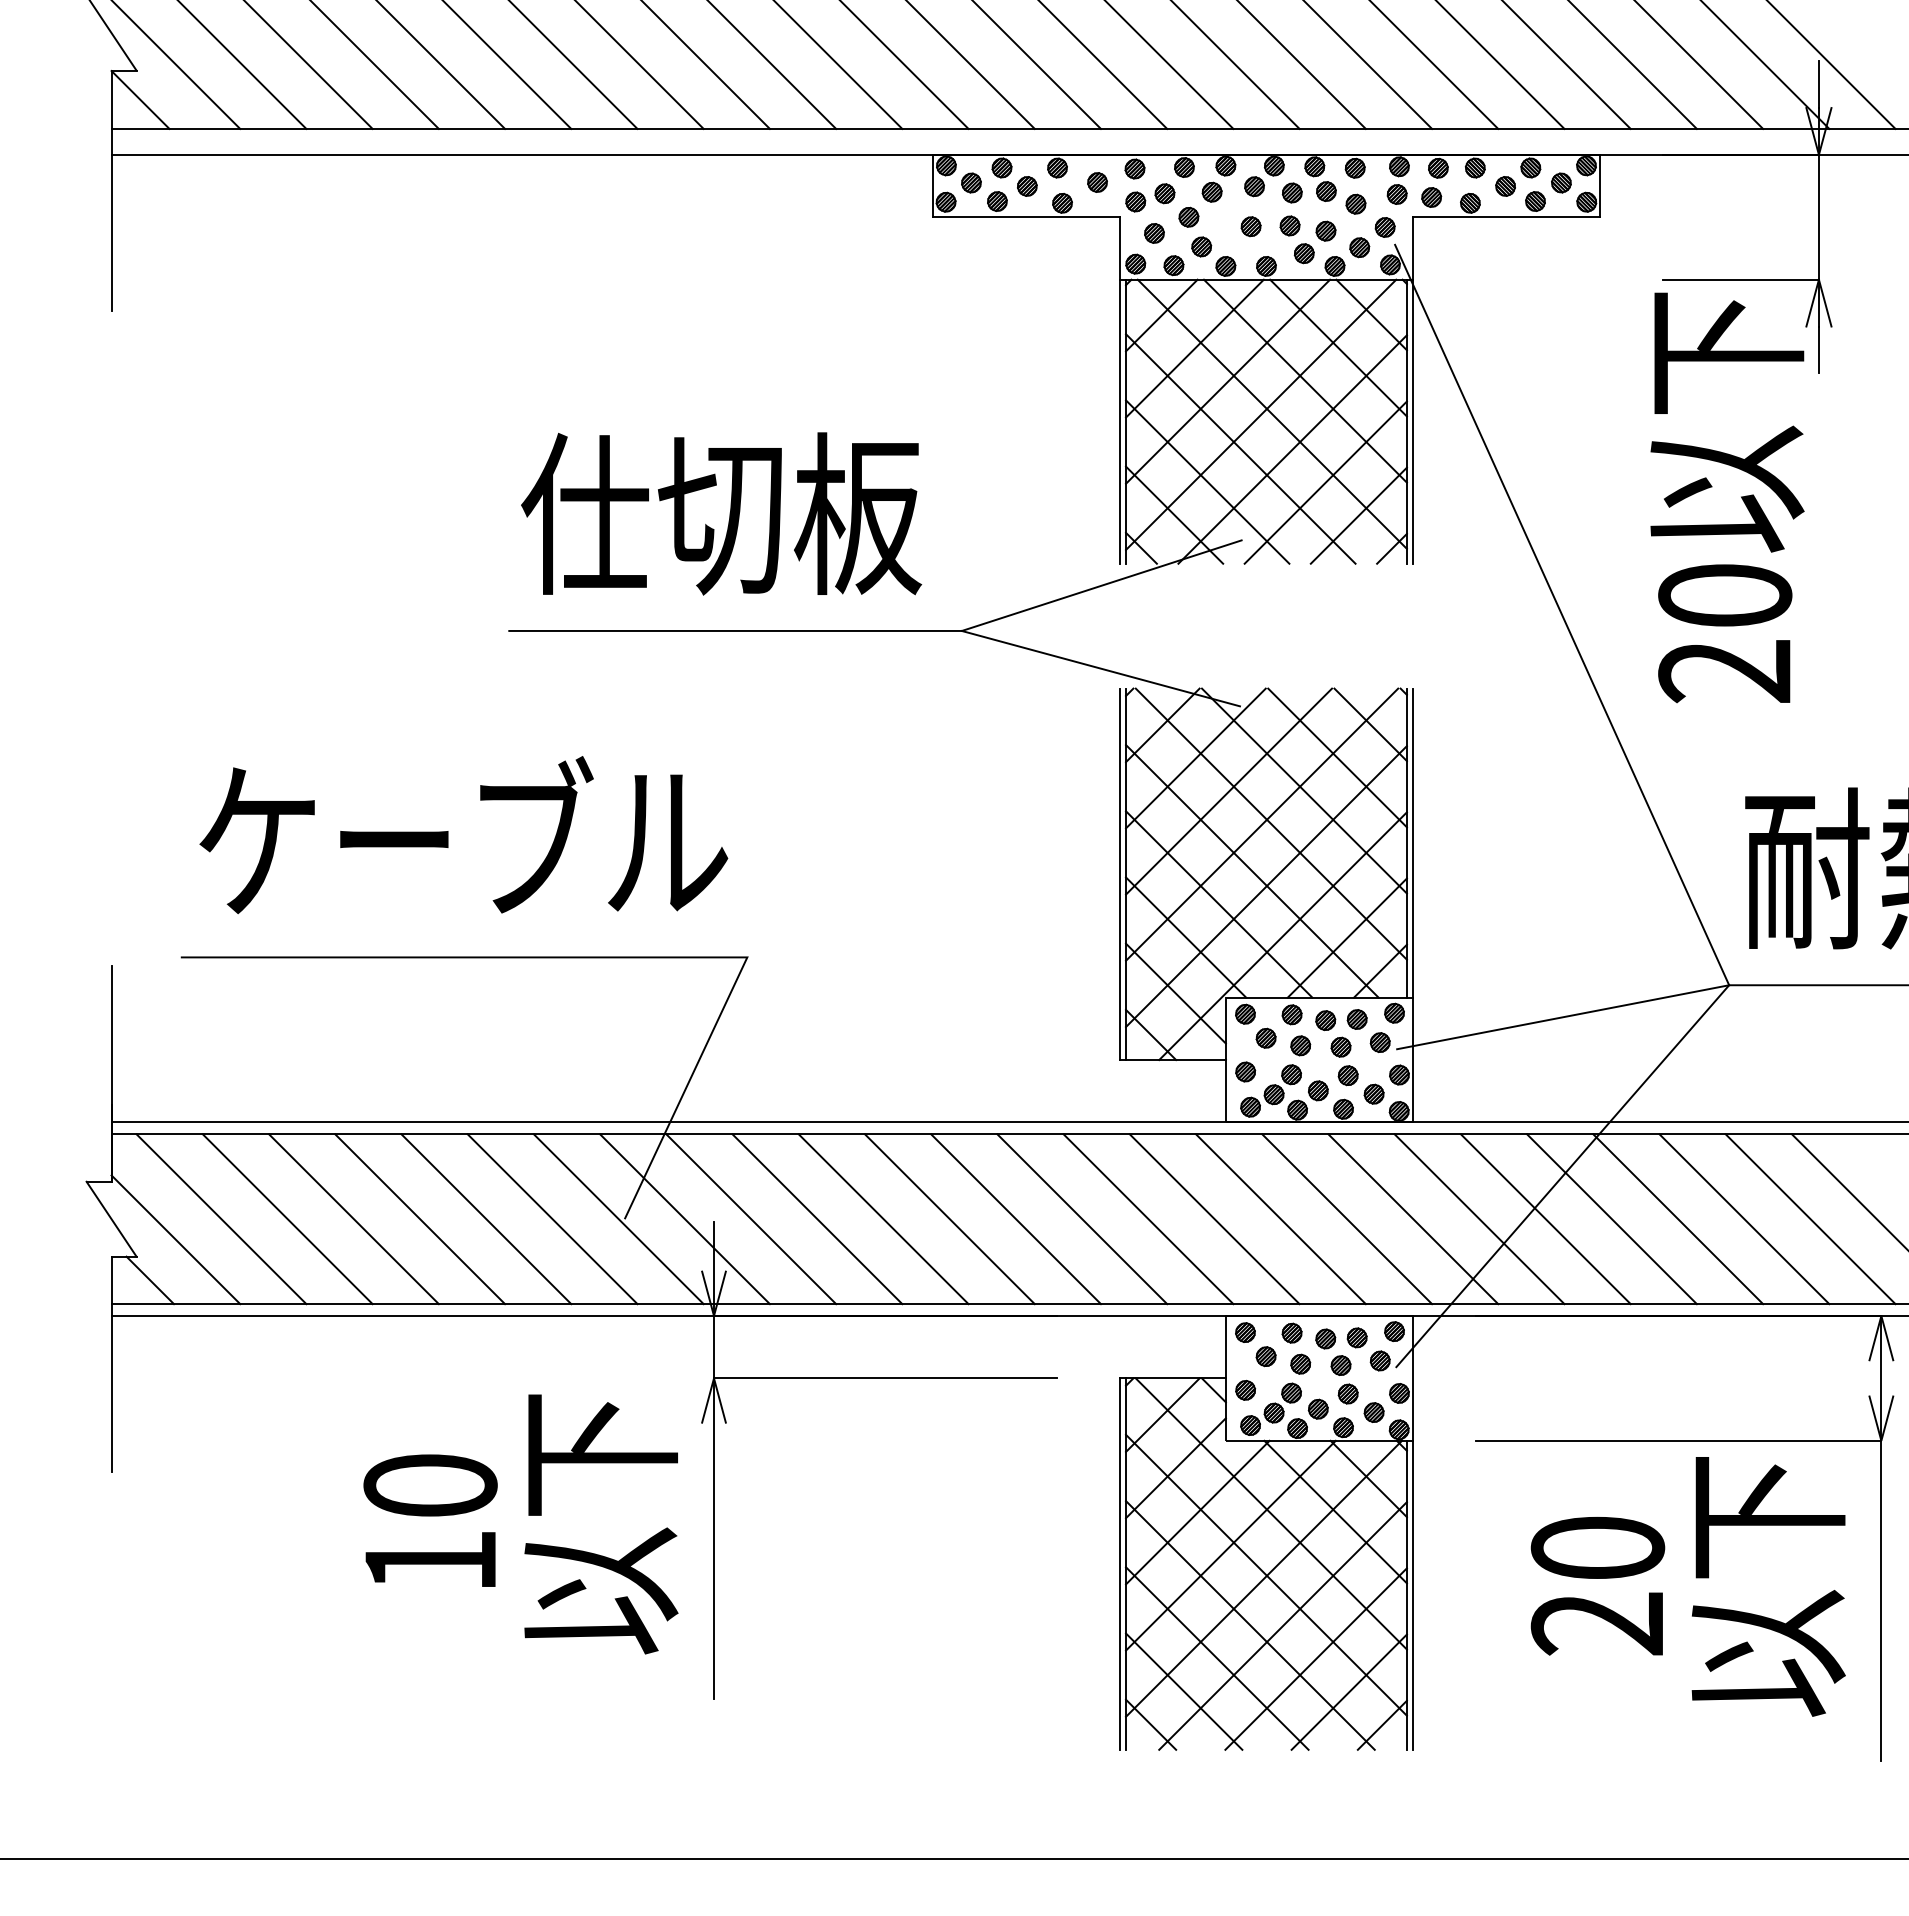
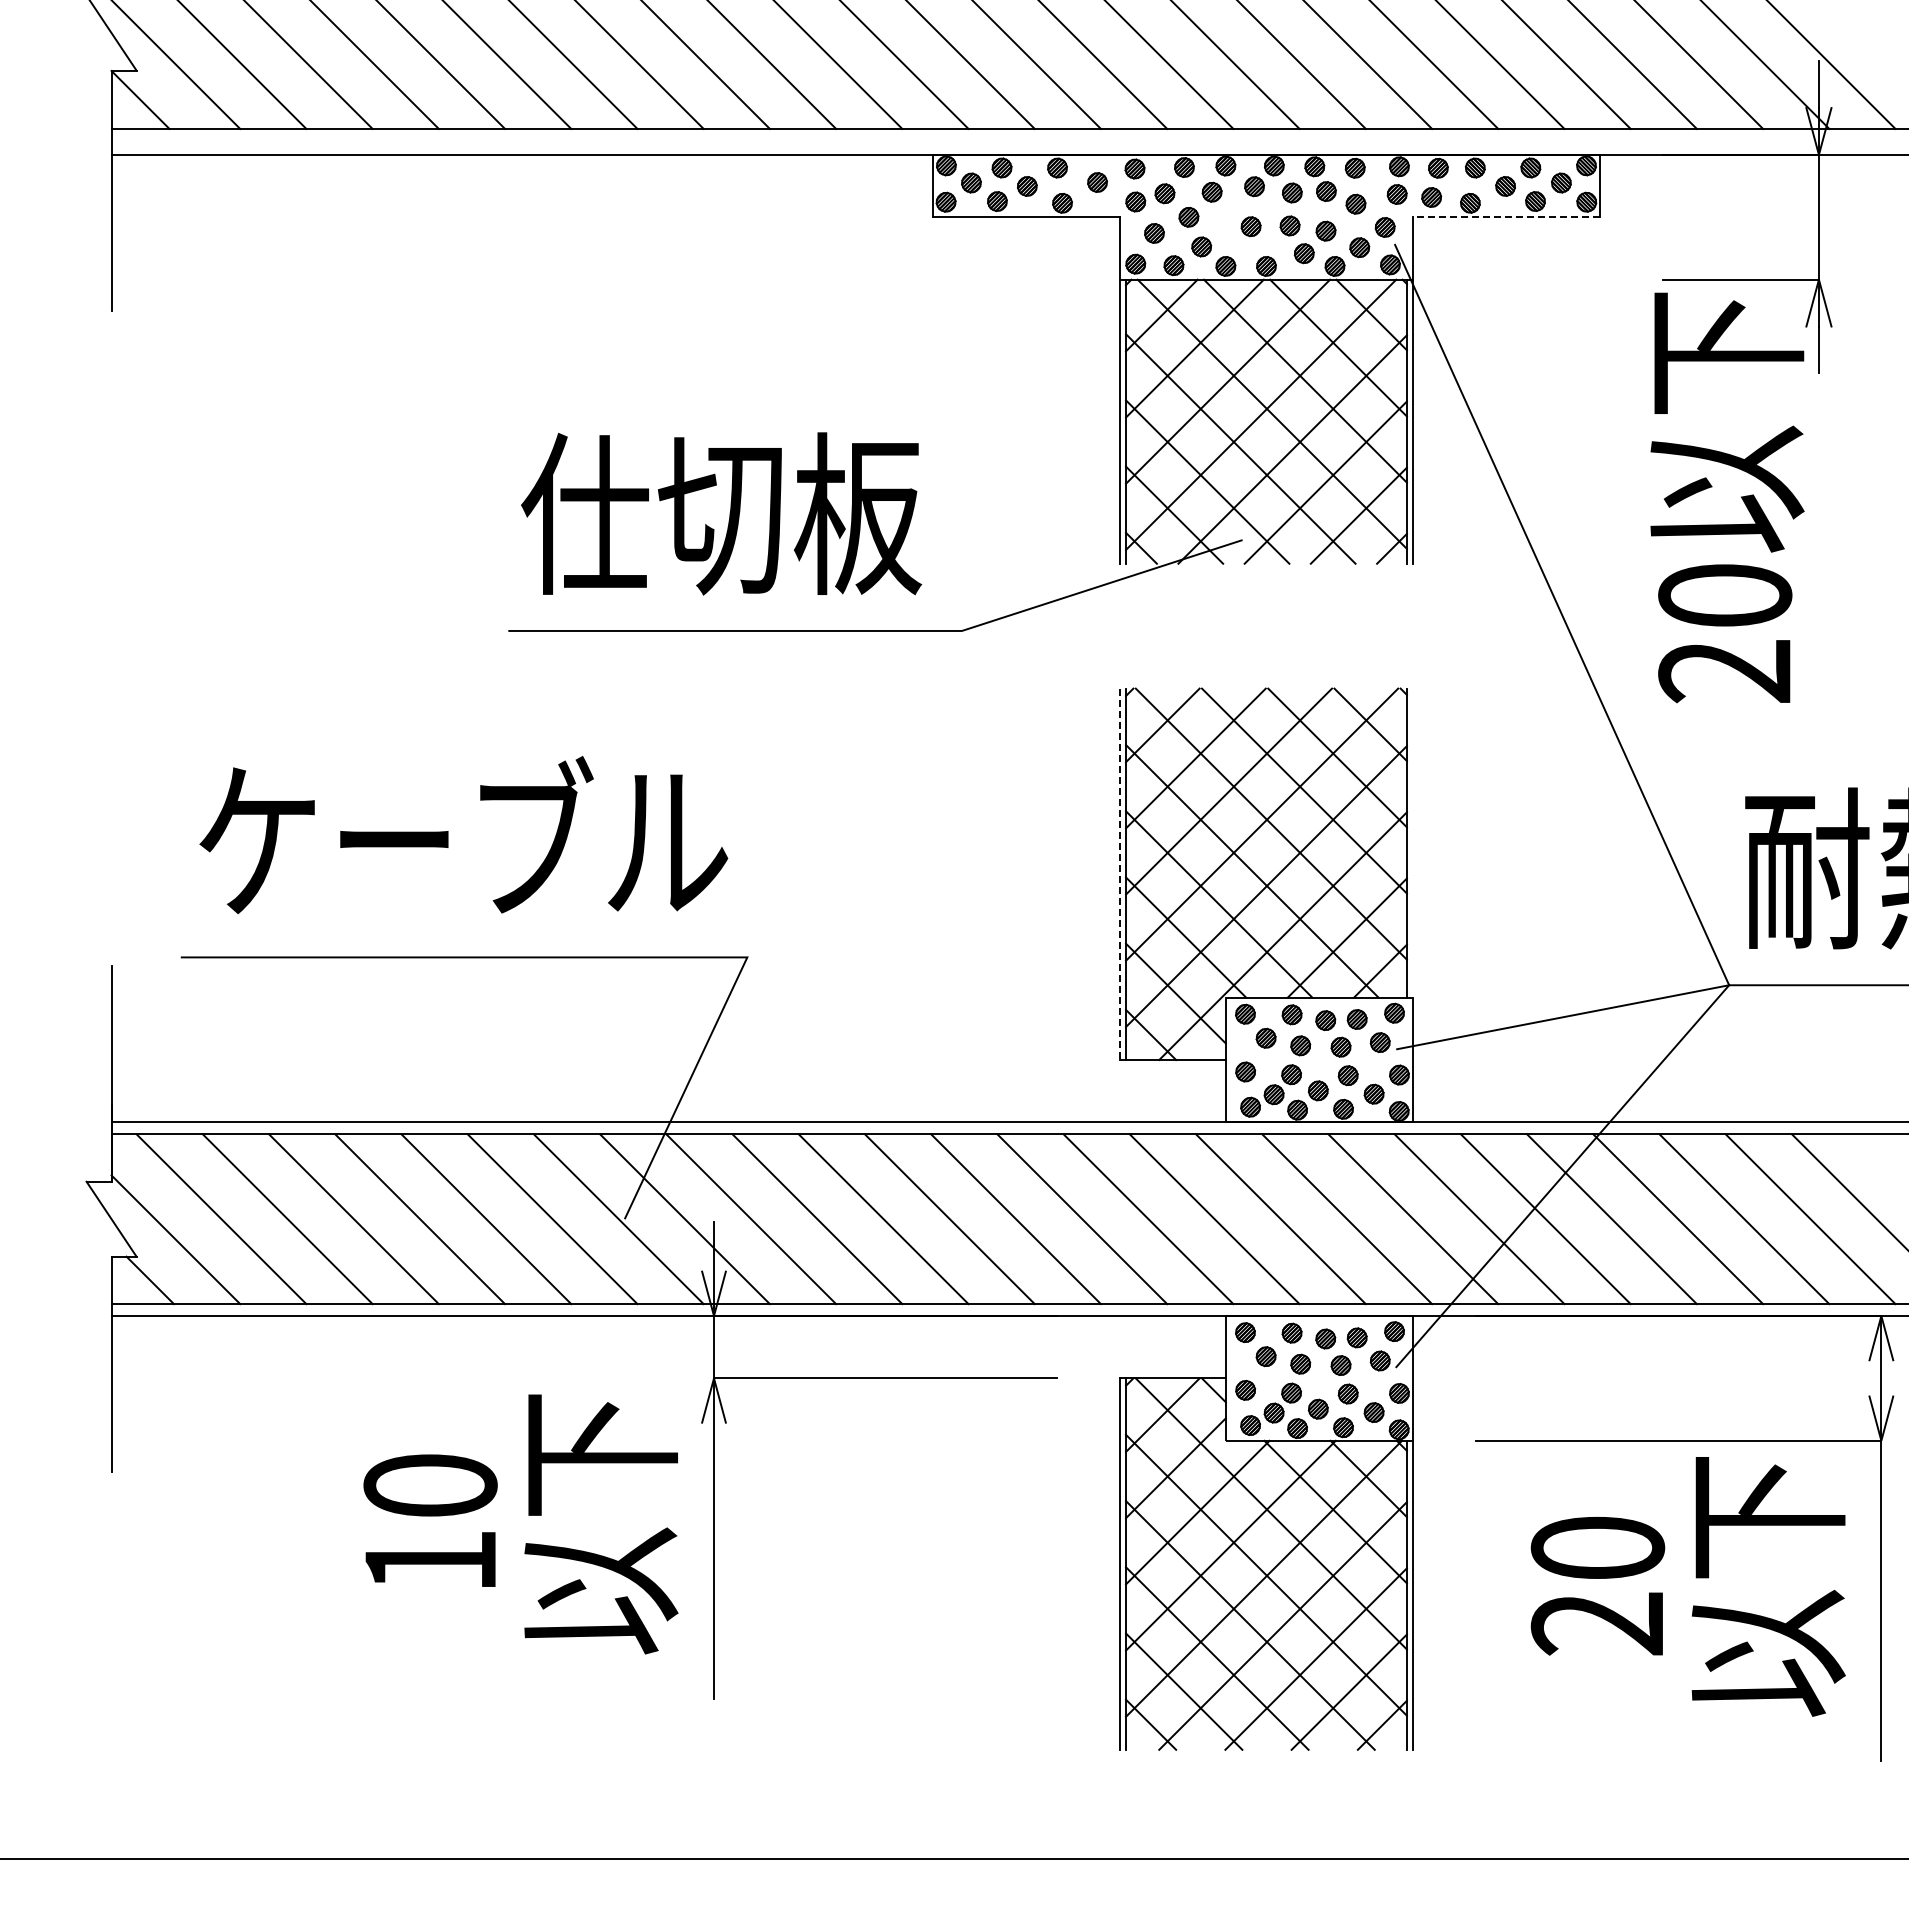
line: solid -> dashed (1506, 217)
line: present -> none (1100, 668)
line: present -> none (1413, 842)
line: solid -> dashed (1119, 874)
